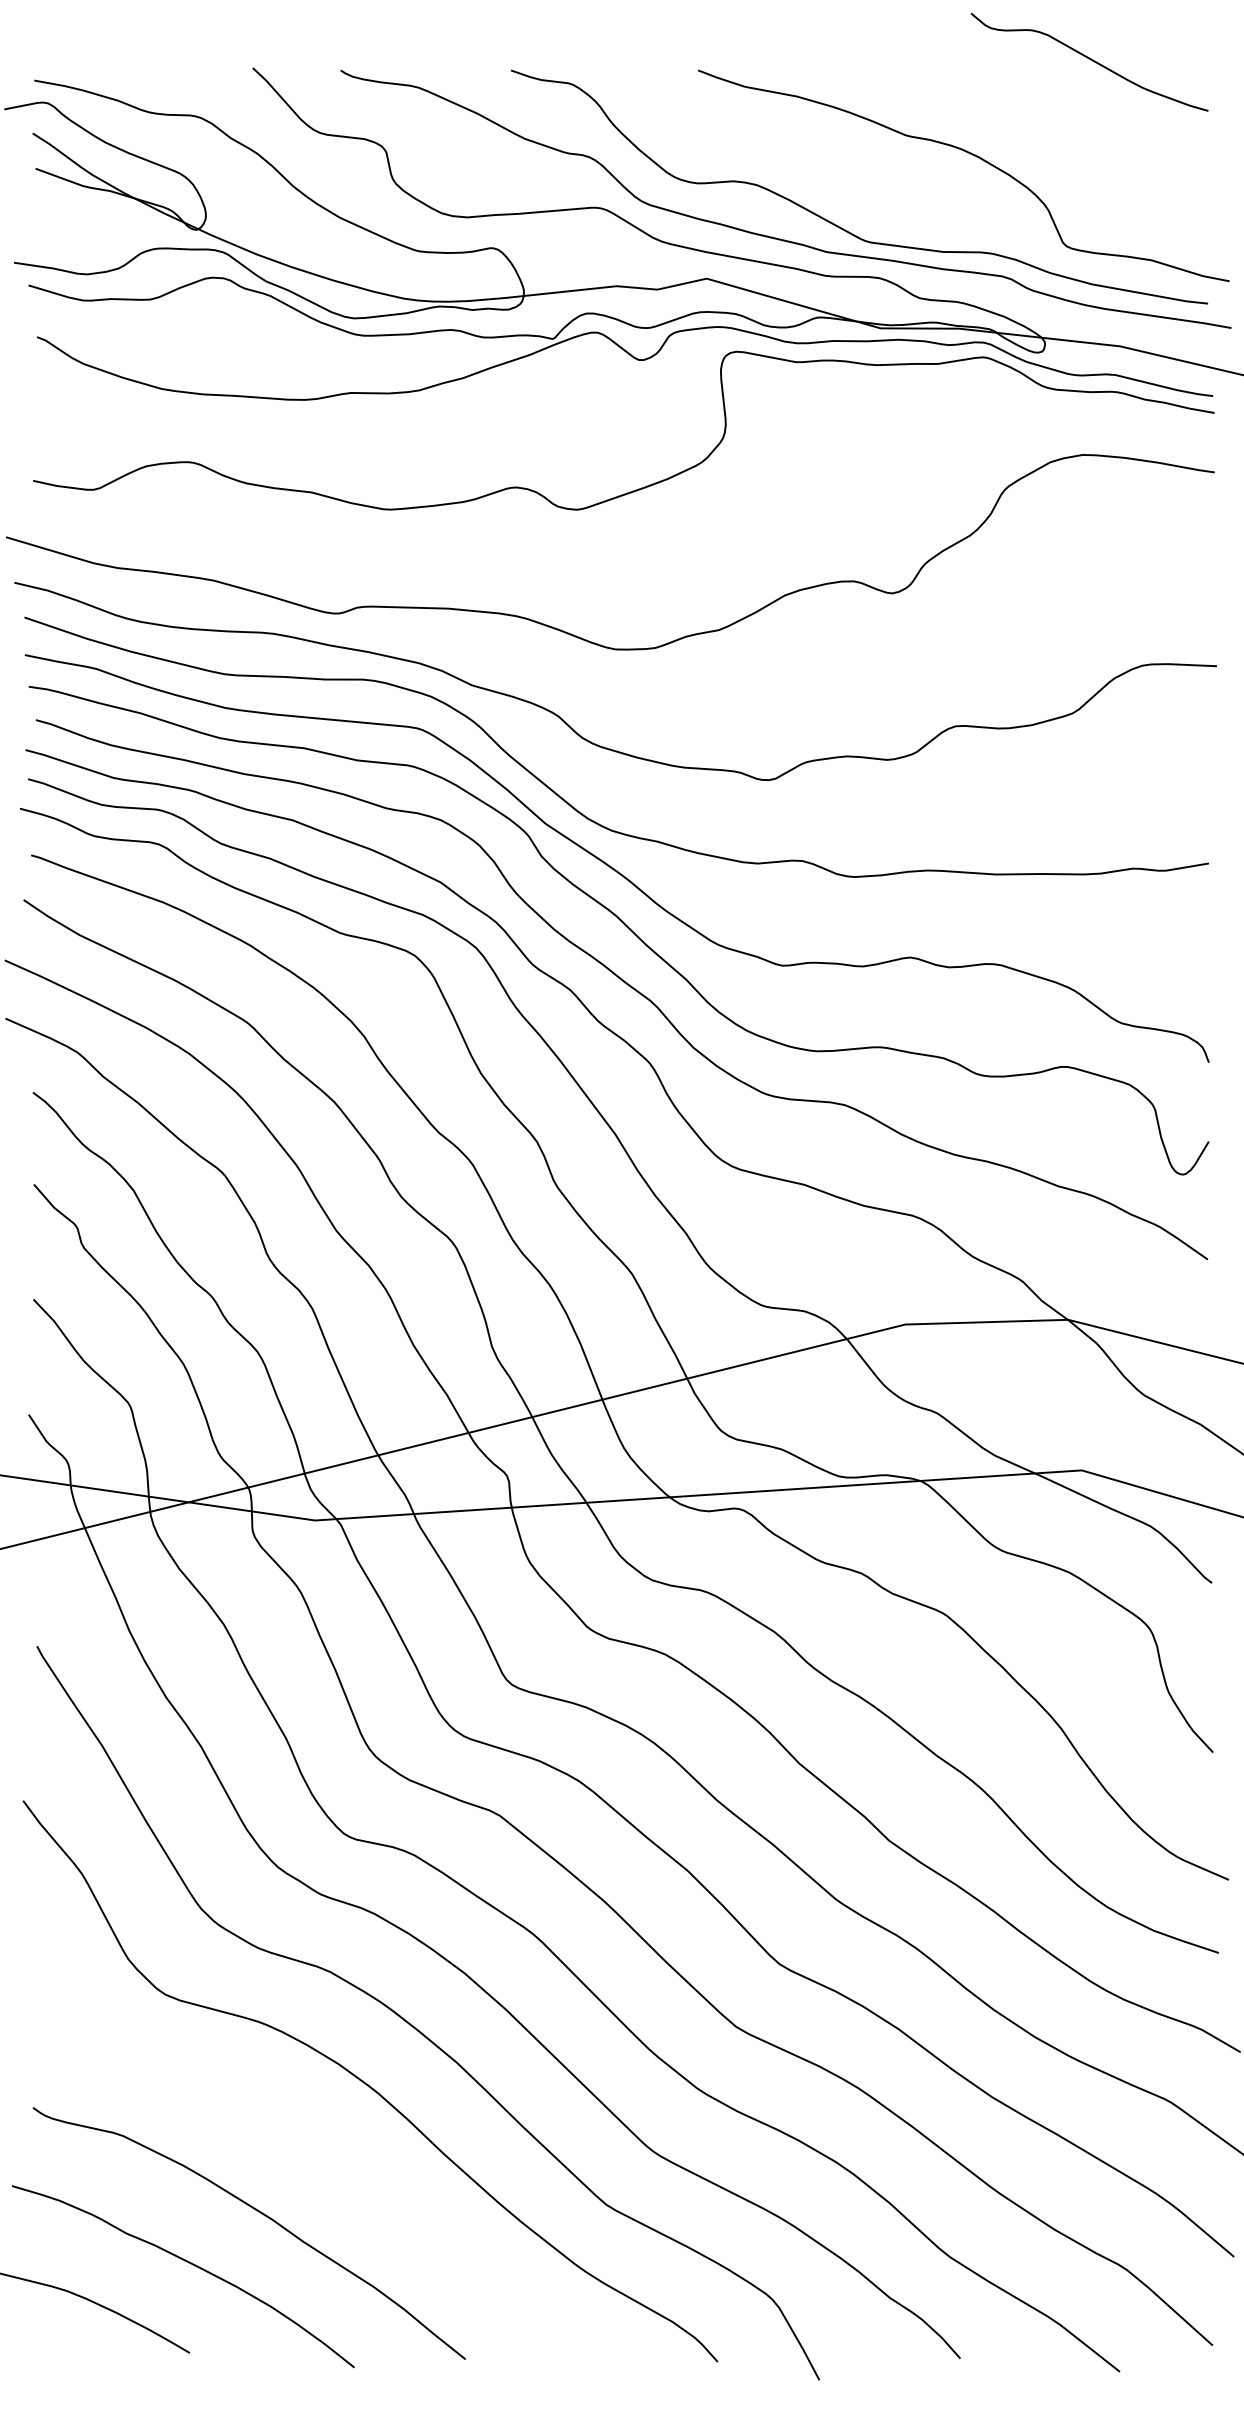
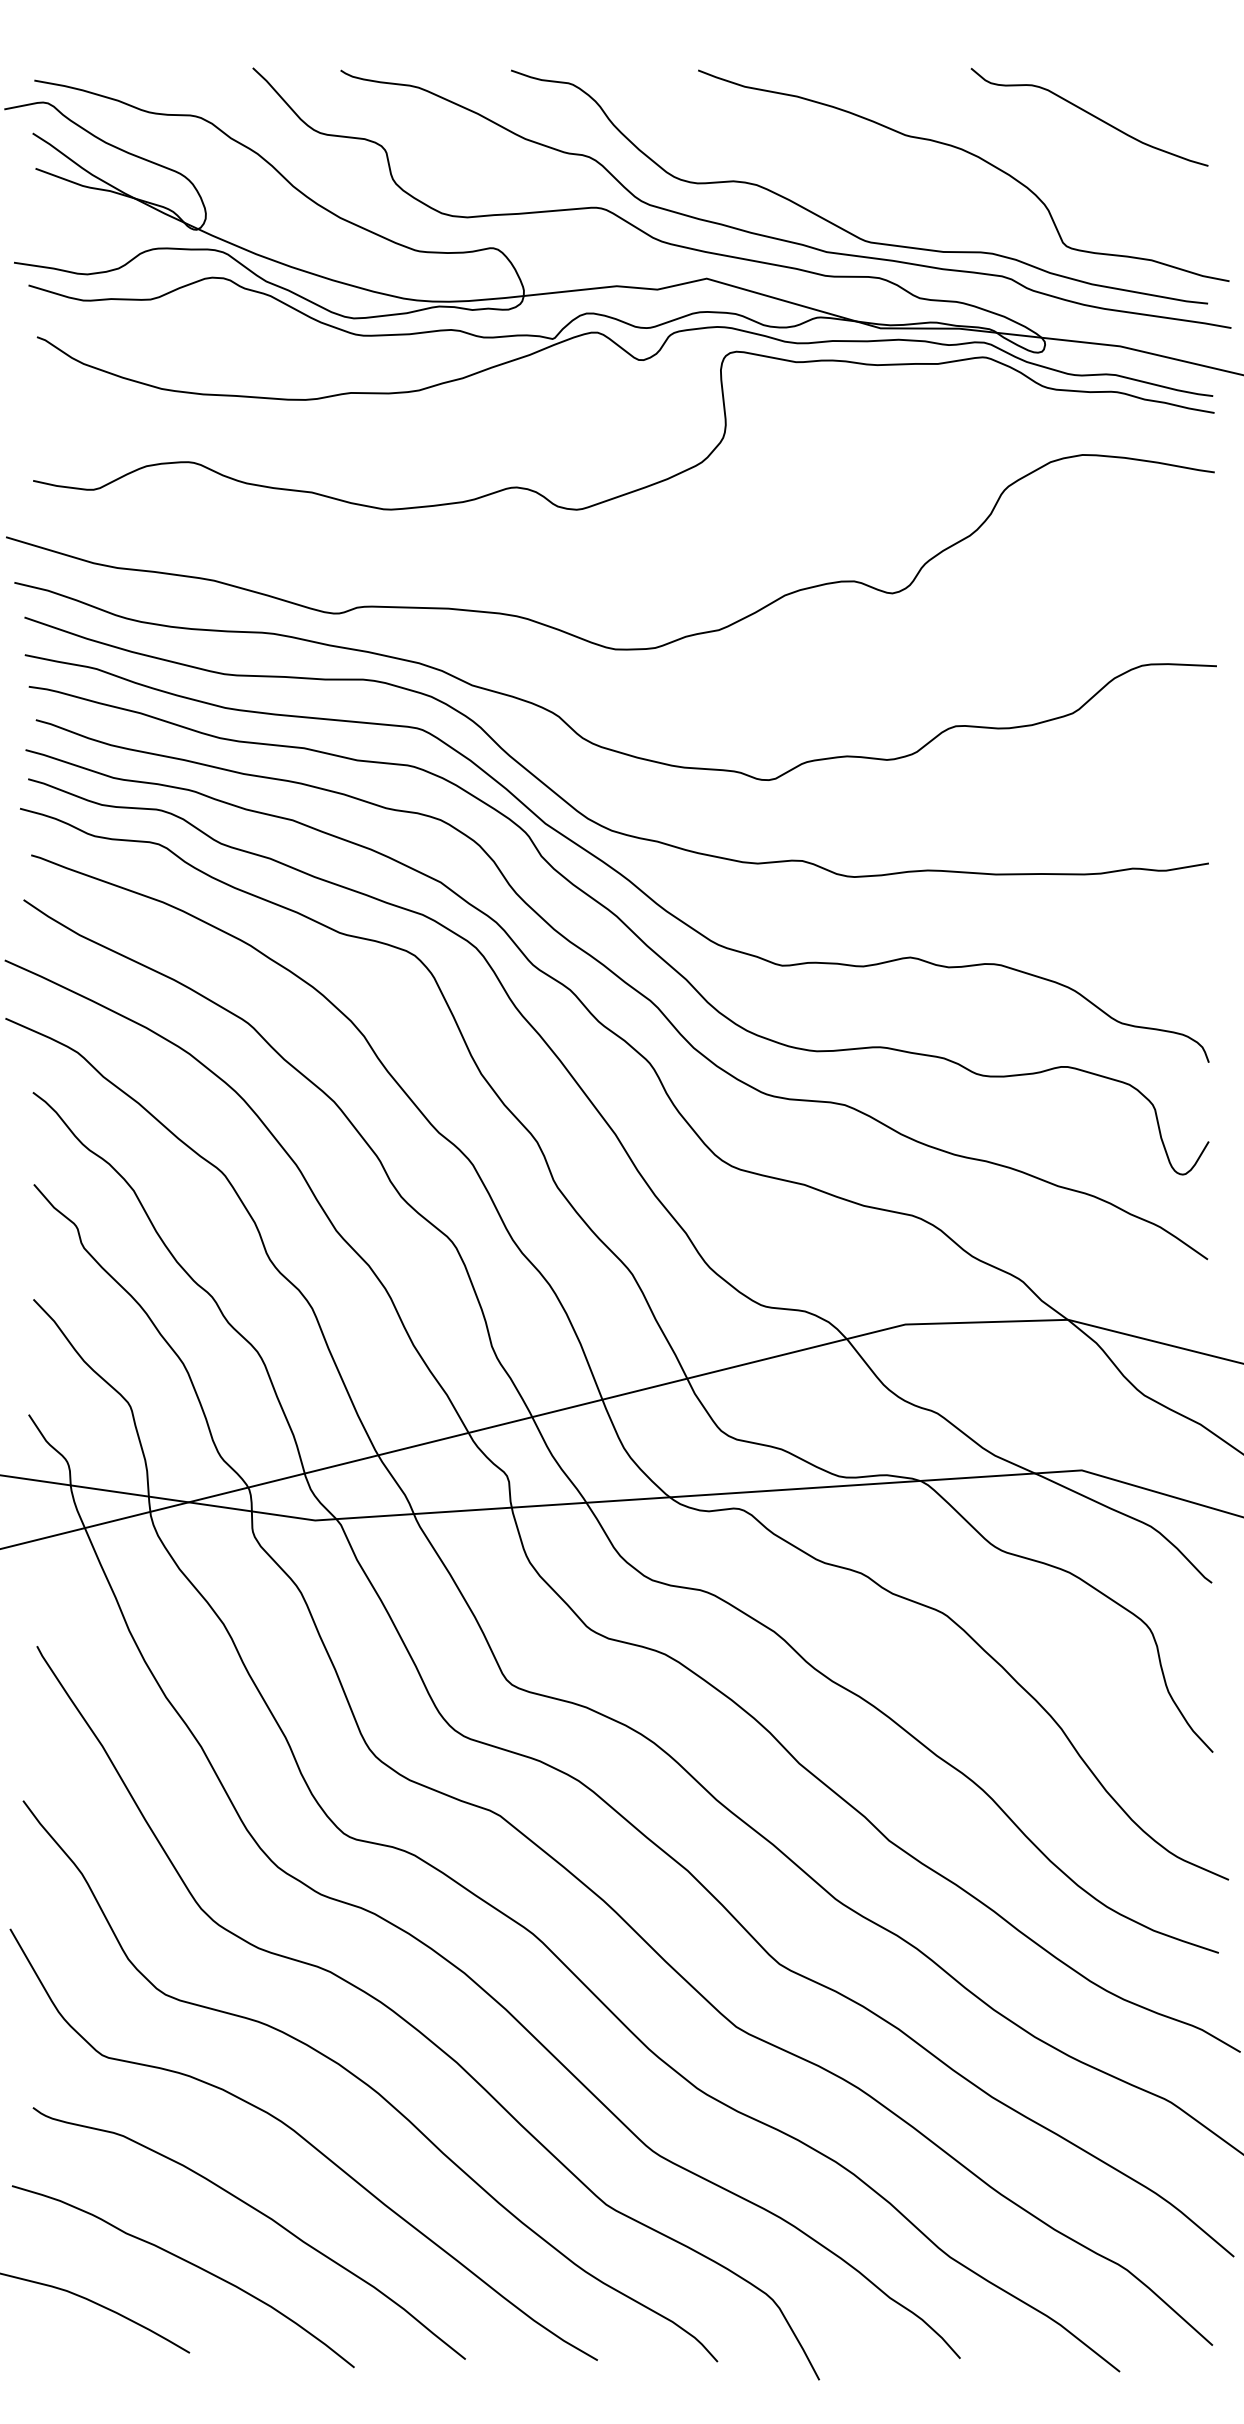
curve position: (1090, 60) -> (1090, 115) (1090, 115)
curve: none -> present (305, 2141)
